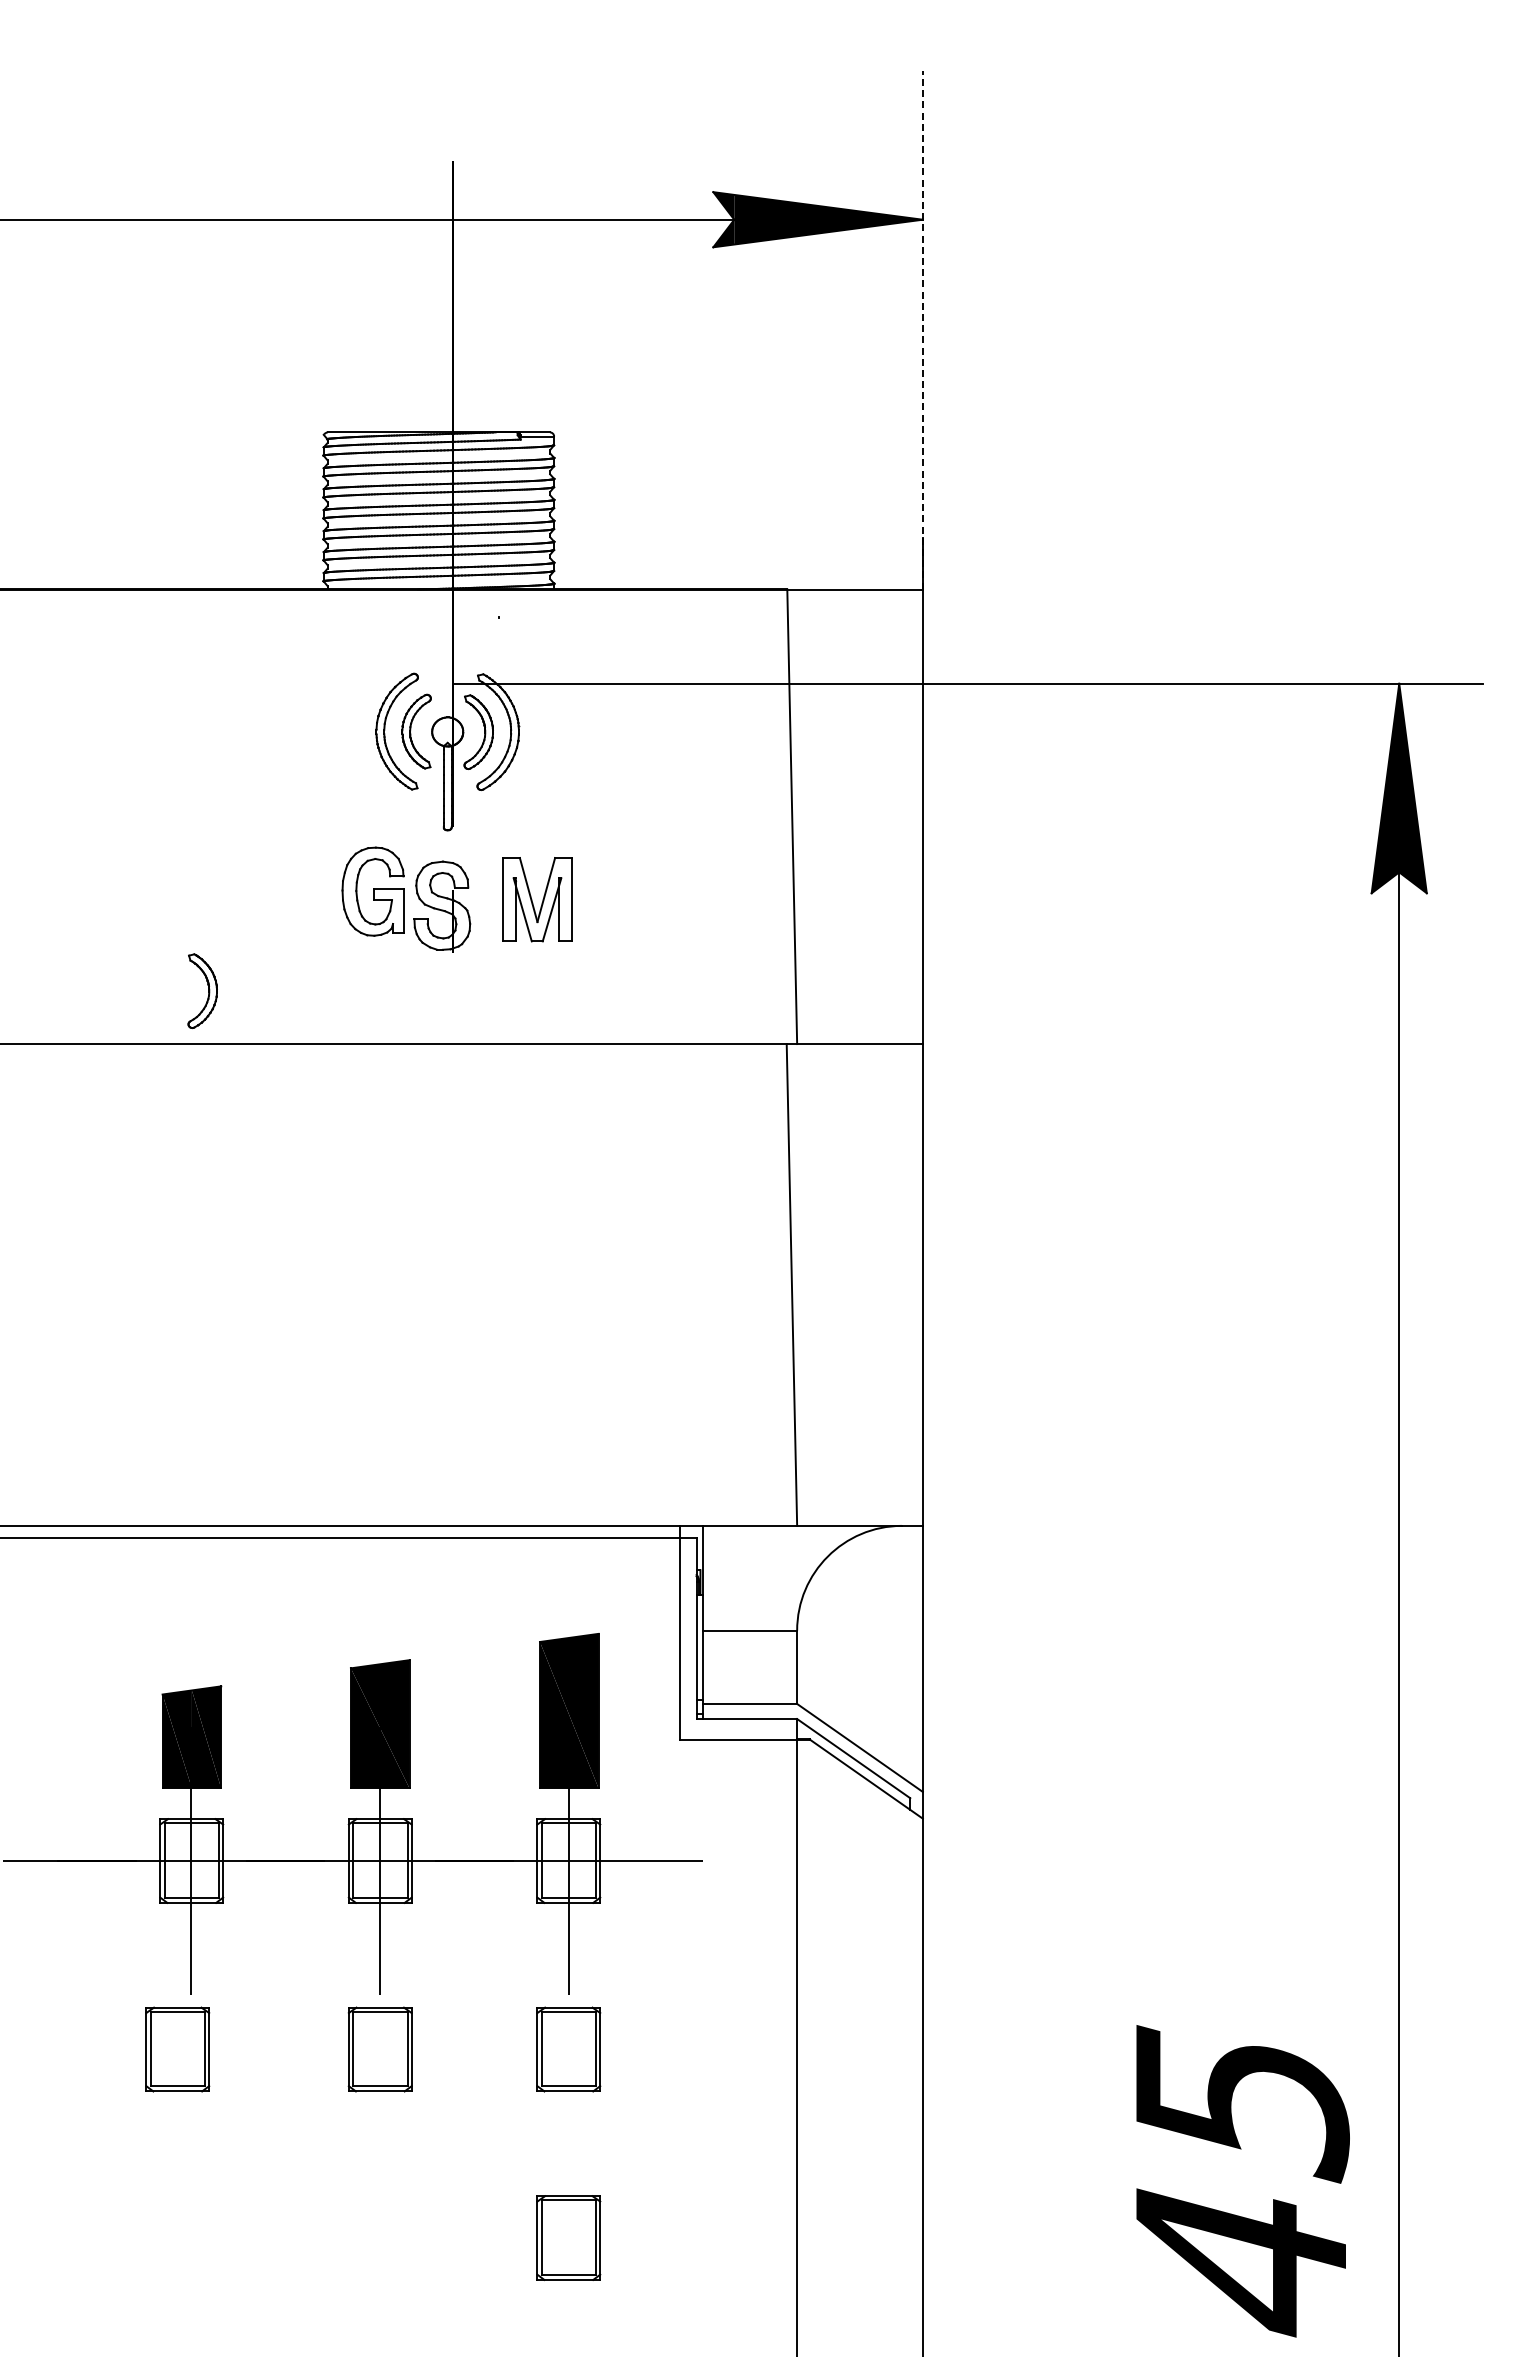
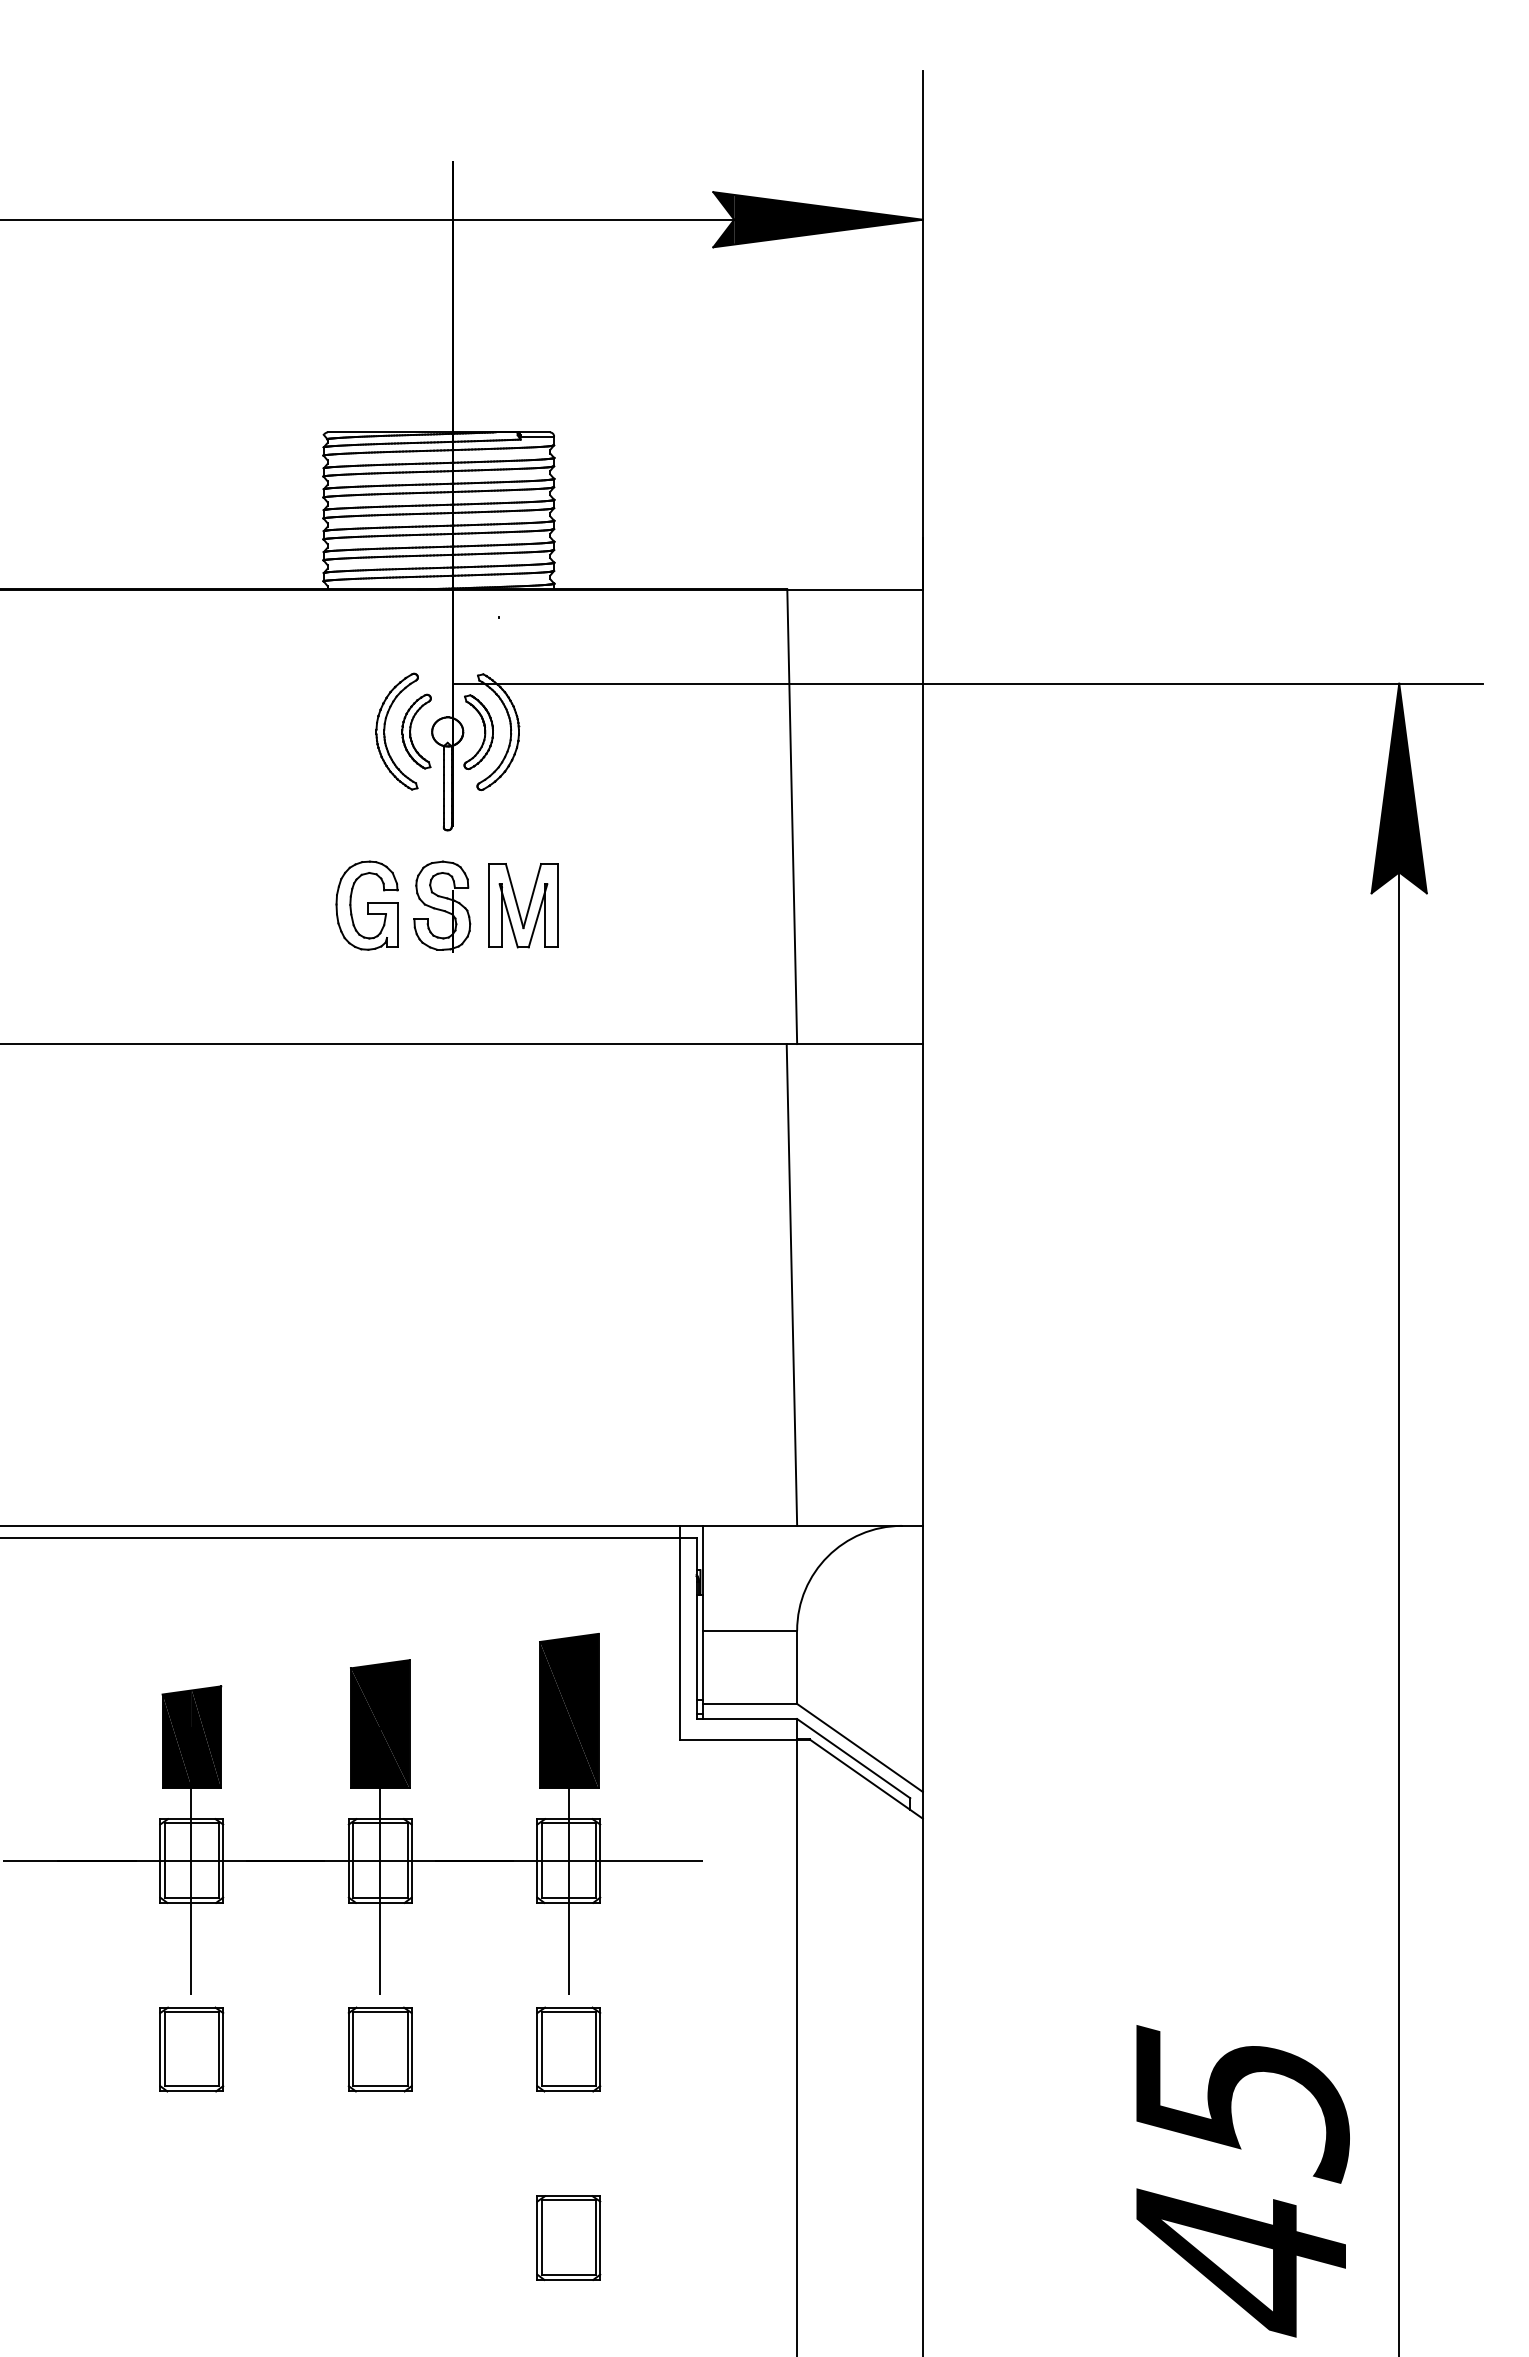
line: dashed -> solid (922, 329)
part position: (372, 891) -> (366, 905) (366, 905)
part position: (537, 899) -> (523, 905) (523, 905)
part: present -> none (202, 990)
part position: (177, 2049) -> (191, 2049) (191, 2049)
